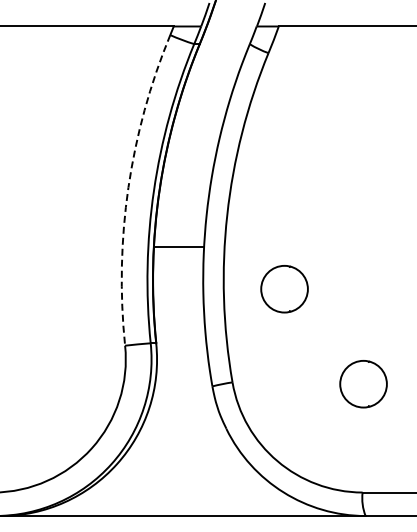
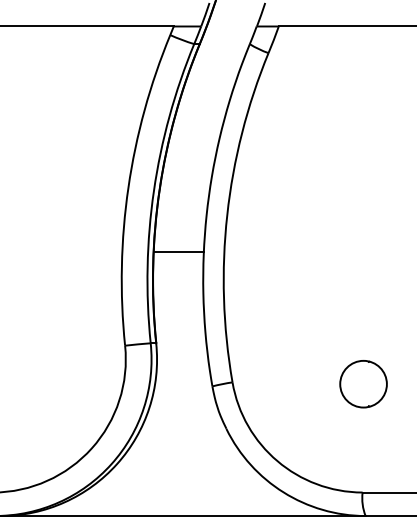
arc: dashed -> solid (128, 187)
line position: (178, 247) -> (178, 252) (178, 252)
circle: present -> none (284, 289)
